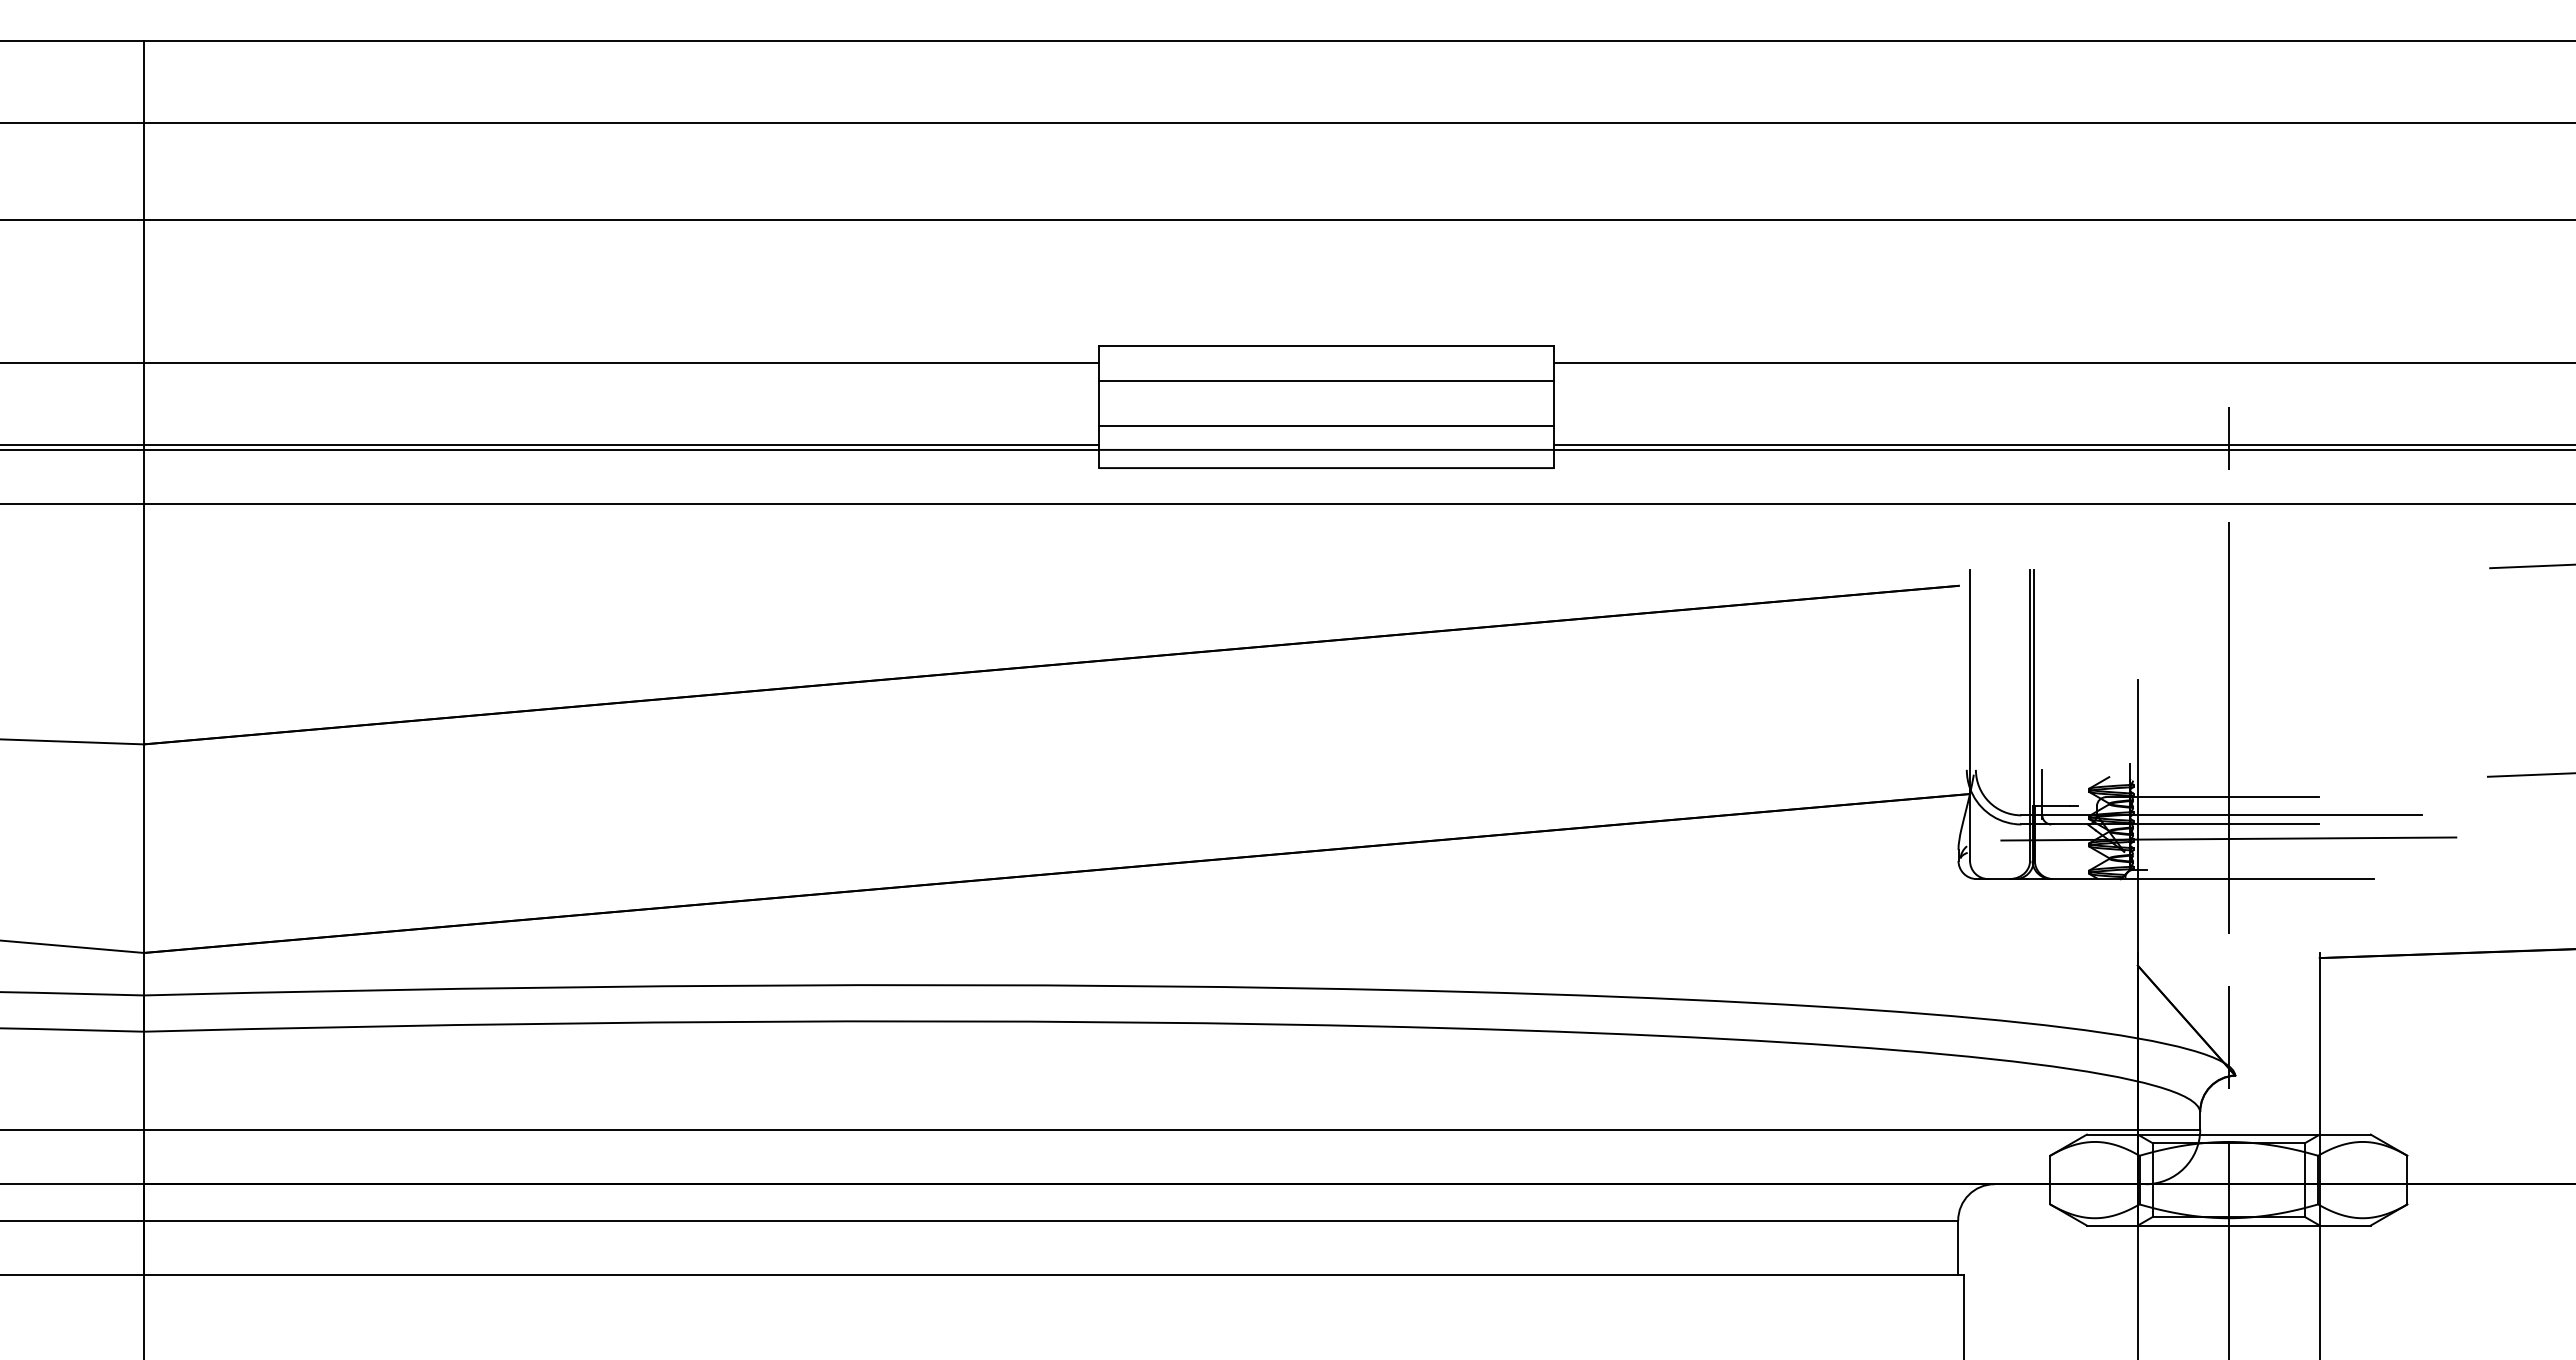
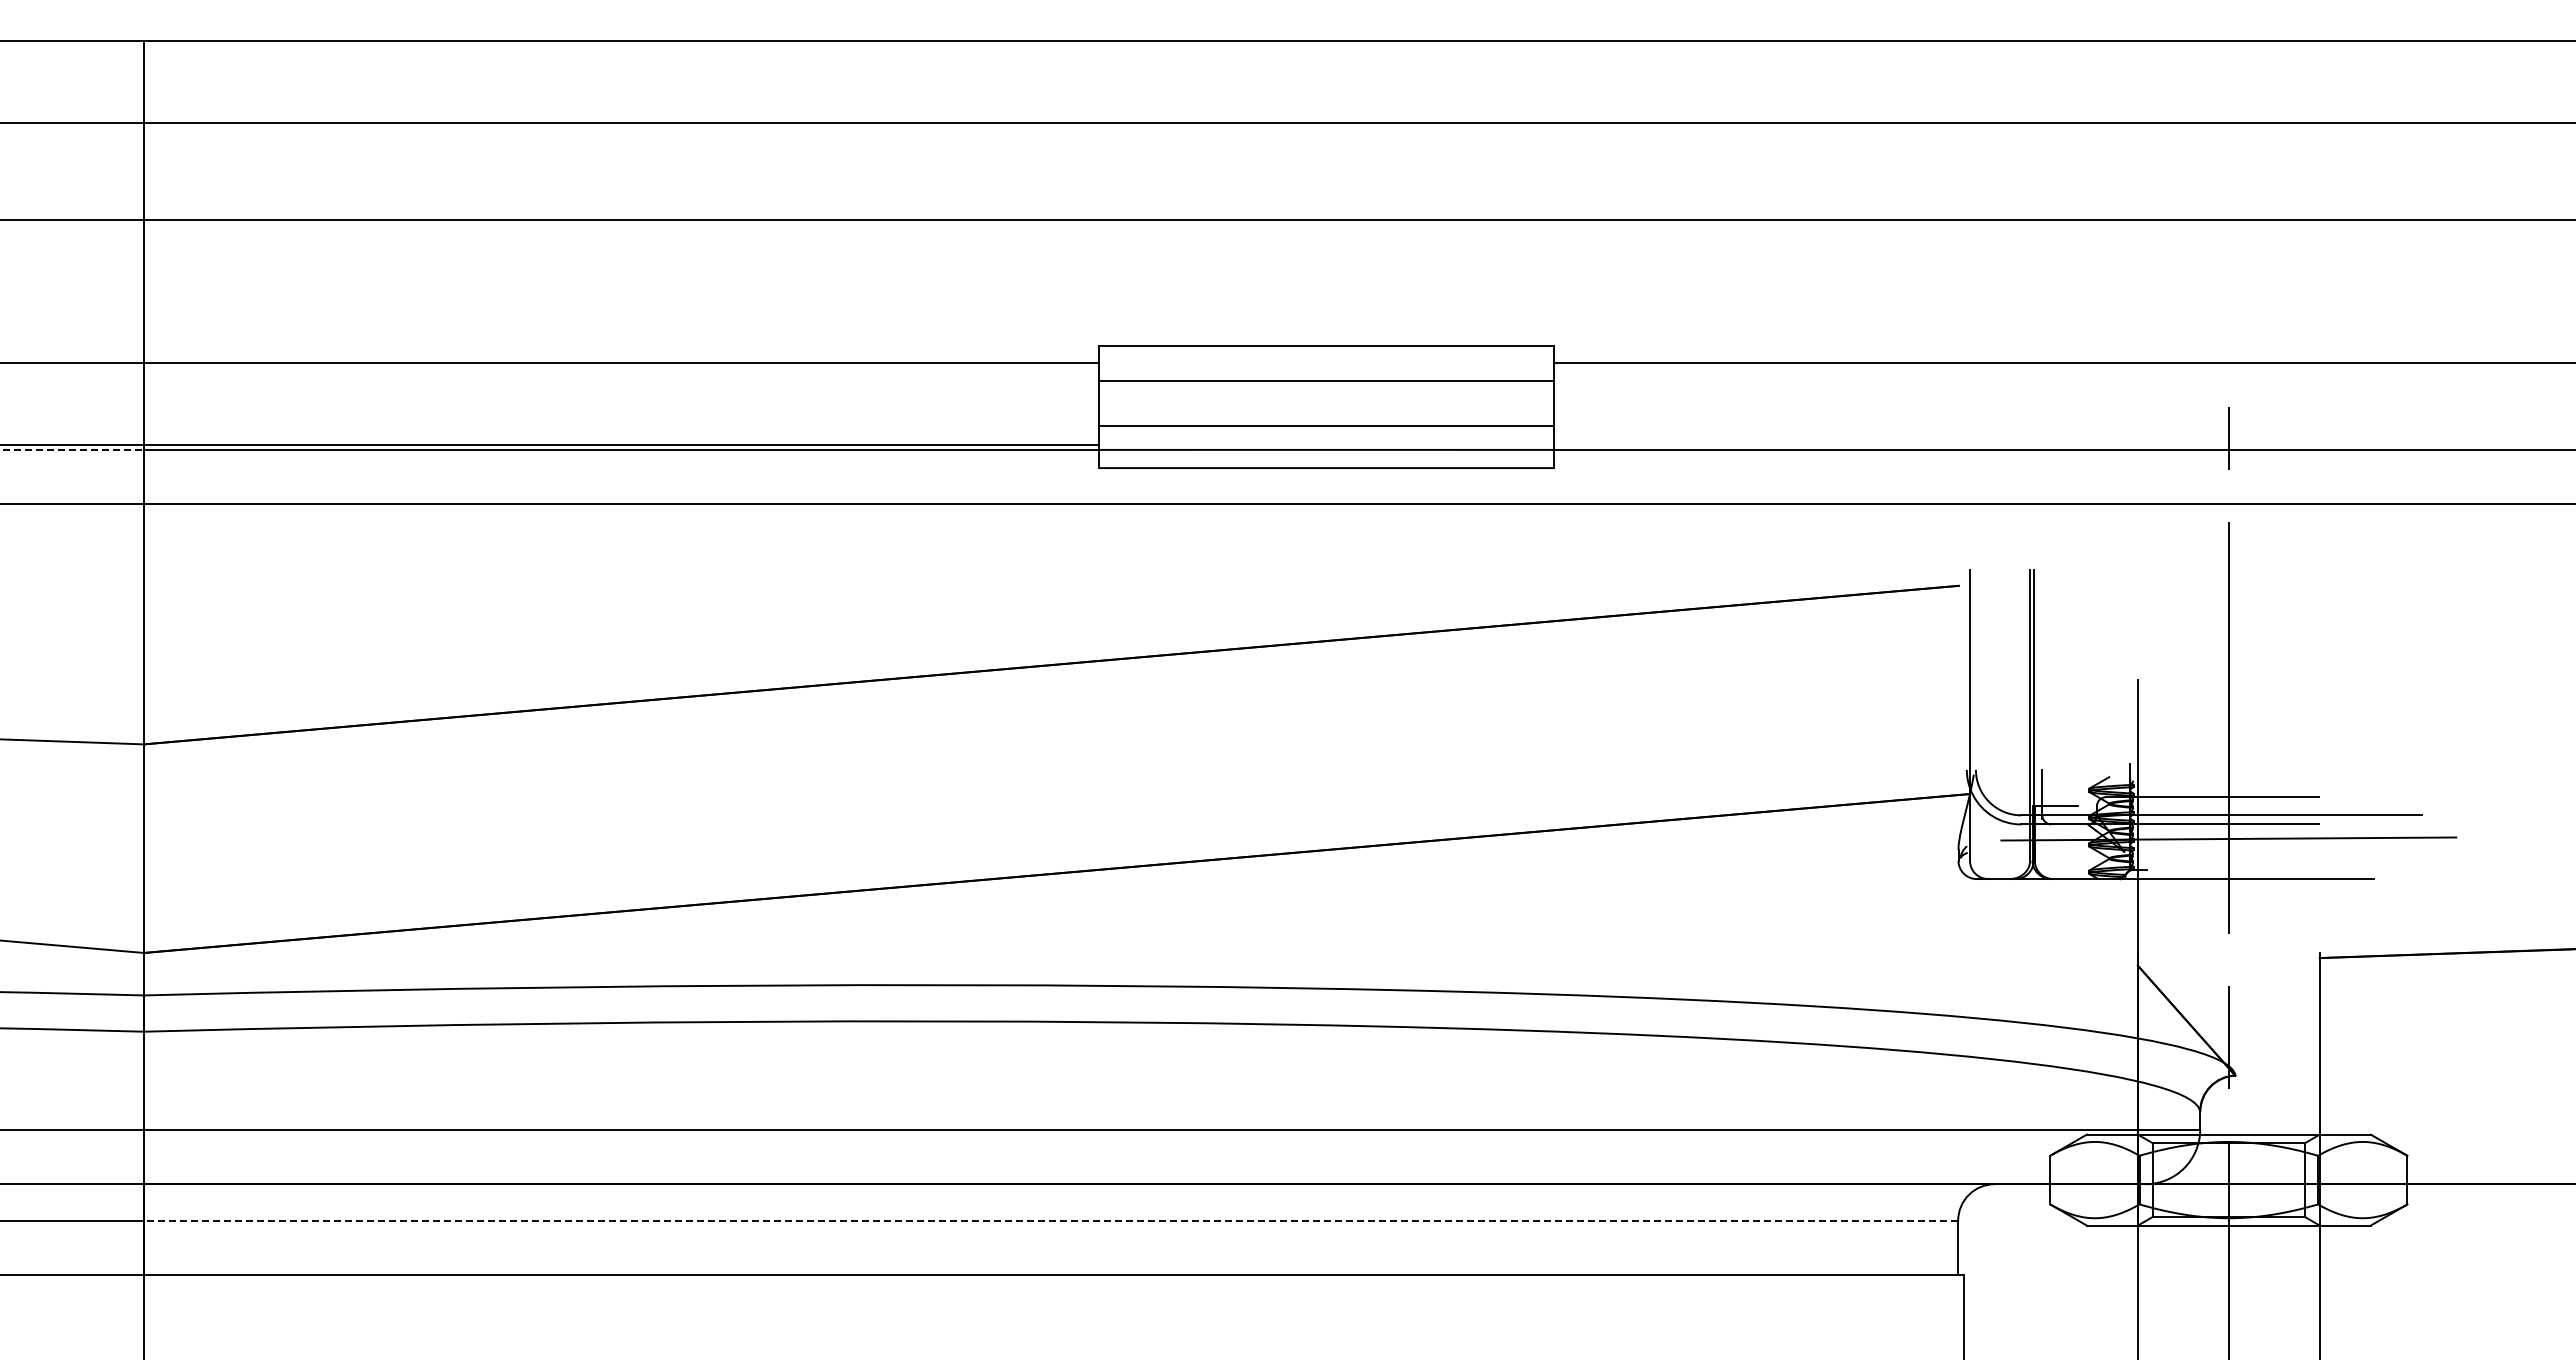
line: present -> none (2063, 444)
line: solid -> dashed (72, 449)
line: present -> none (2531, 566)
line: present -> none (2529, 774)
line: solid -> dashed (1050, 1220)
